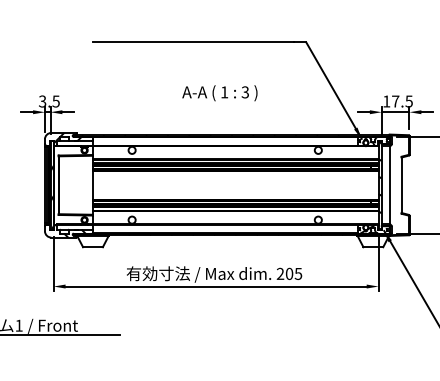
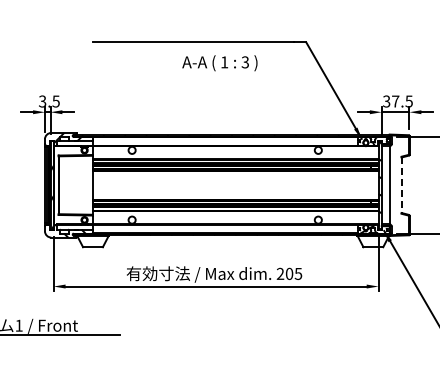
text position: (219, 93) -> (219, 63) (219, 63)
text: 17.5 -> 37.5 (386, 101)
line: solid -> dashed (401, 185)
